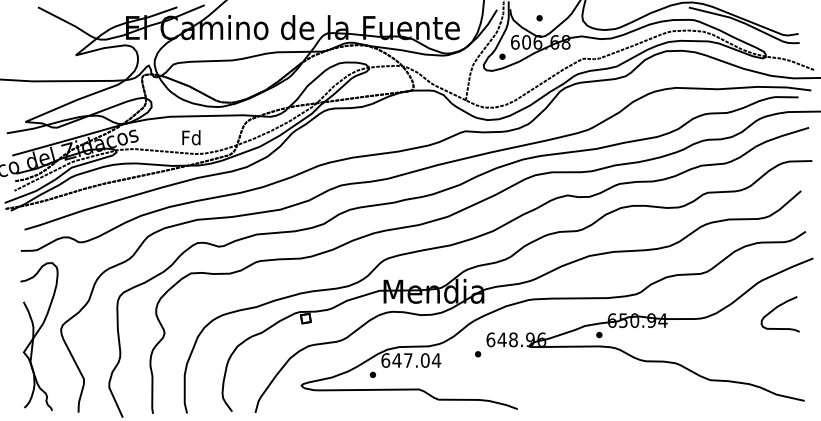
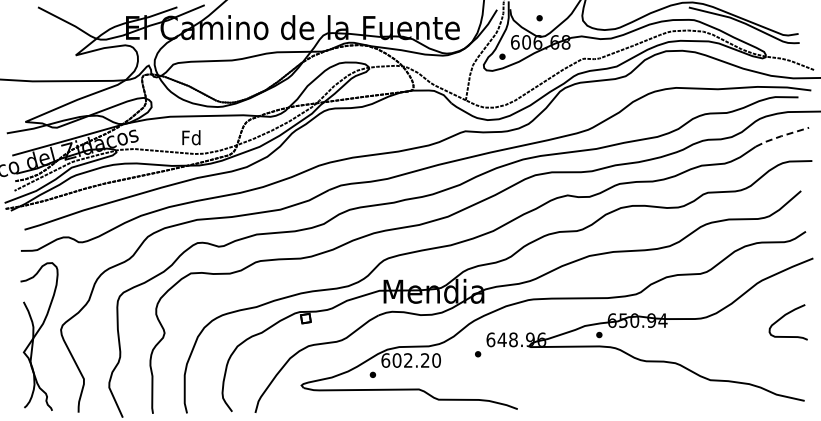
line: solid -> dashed (781, 136)
curve position: (775, 309) -> (783, 317) (783, 317)
text: 647.04 -> 602.20 (416, 360)
